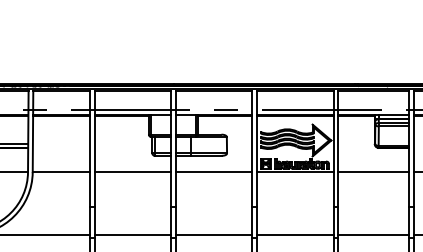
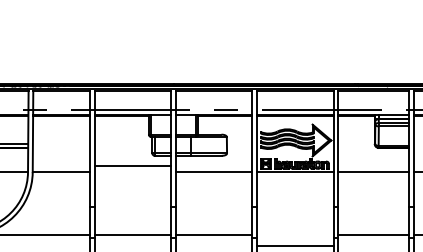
line position: (132, 172) -> (132, 166) (132, 166)
line position: (295, 234) -> (295, 245) (295, 245)
